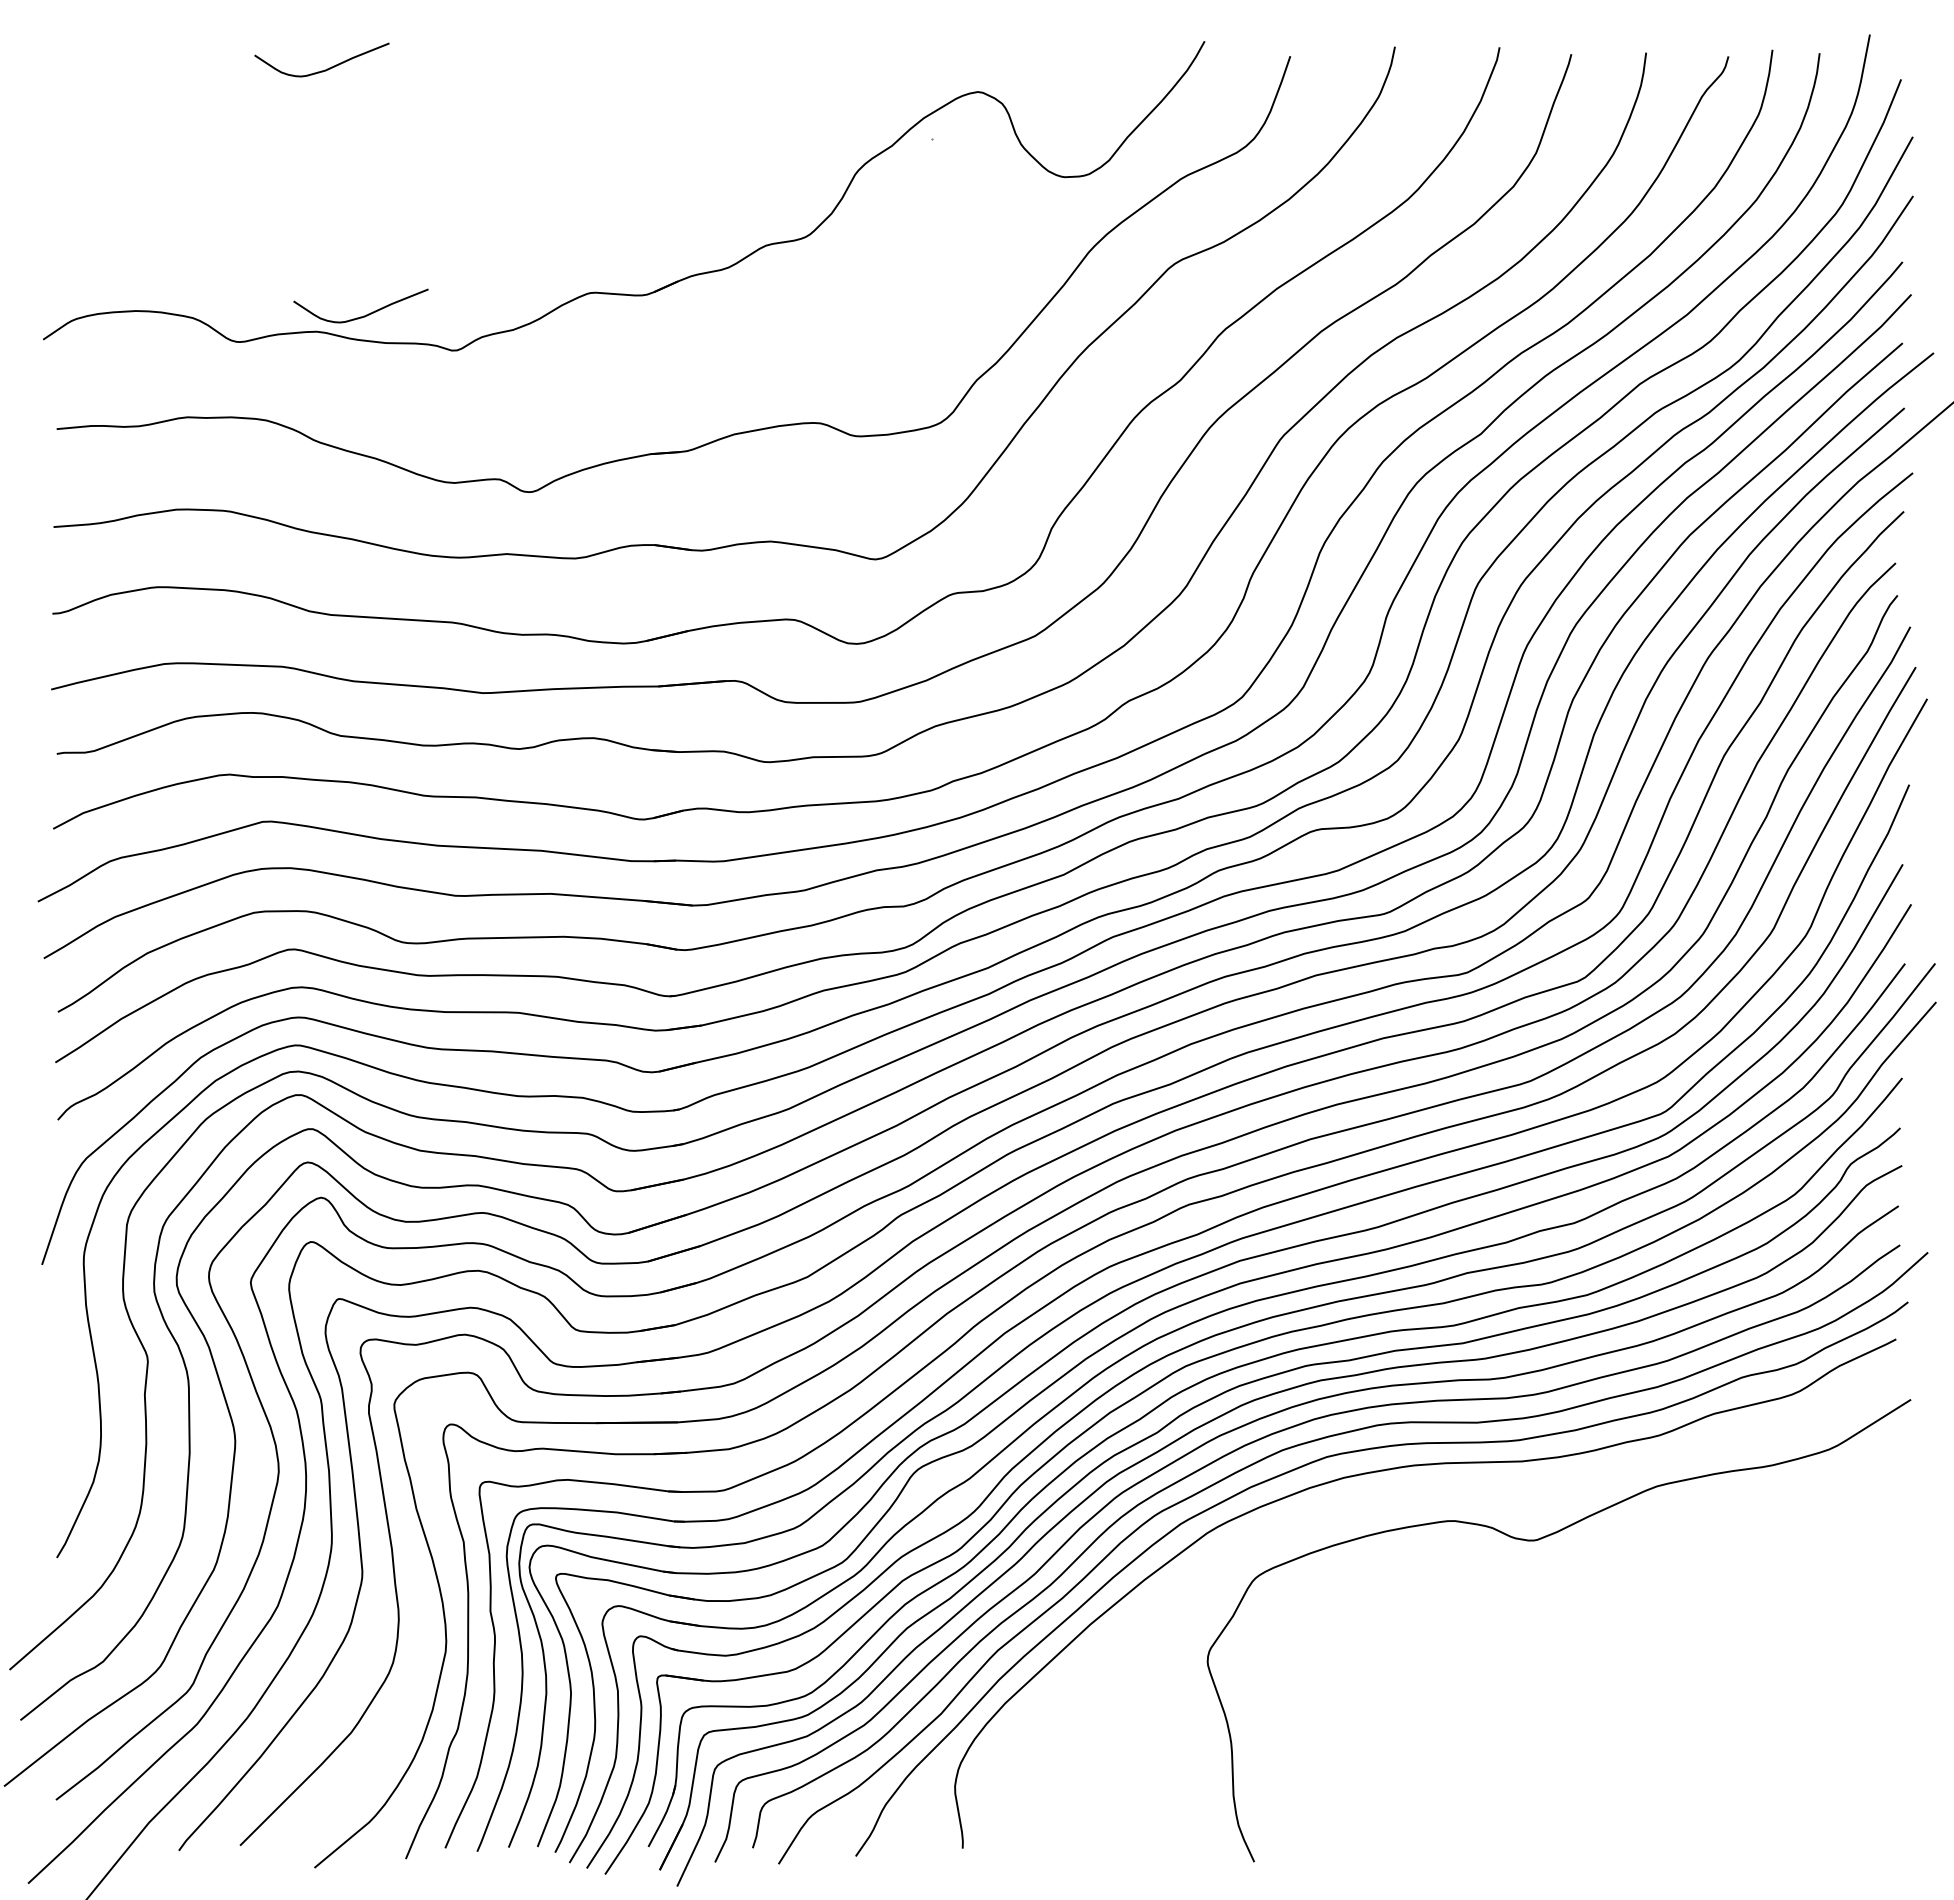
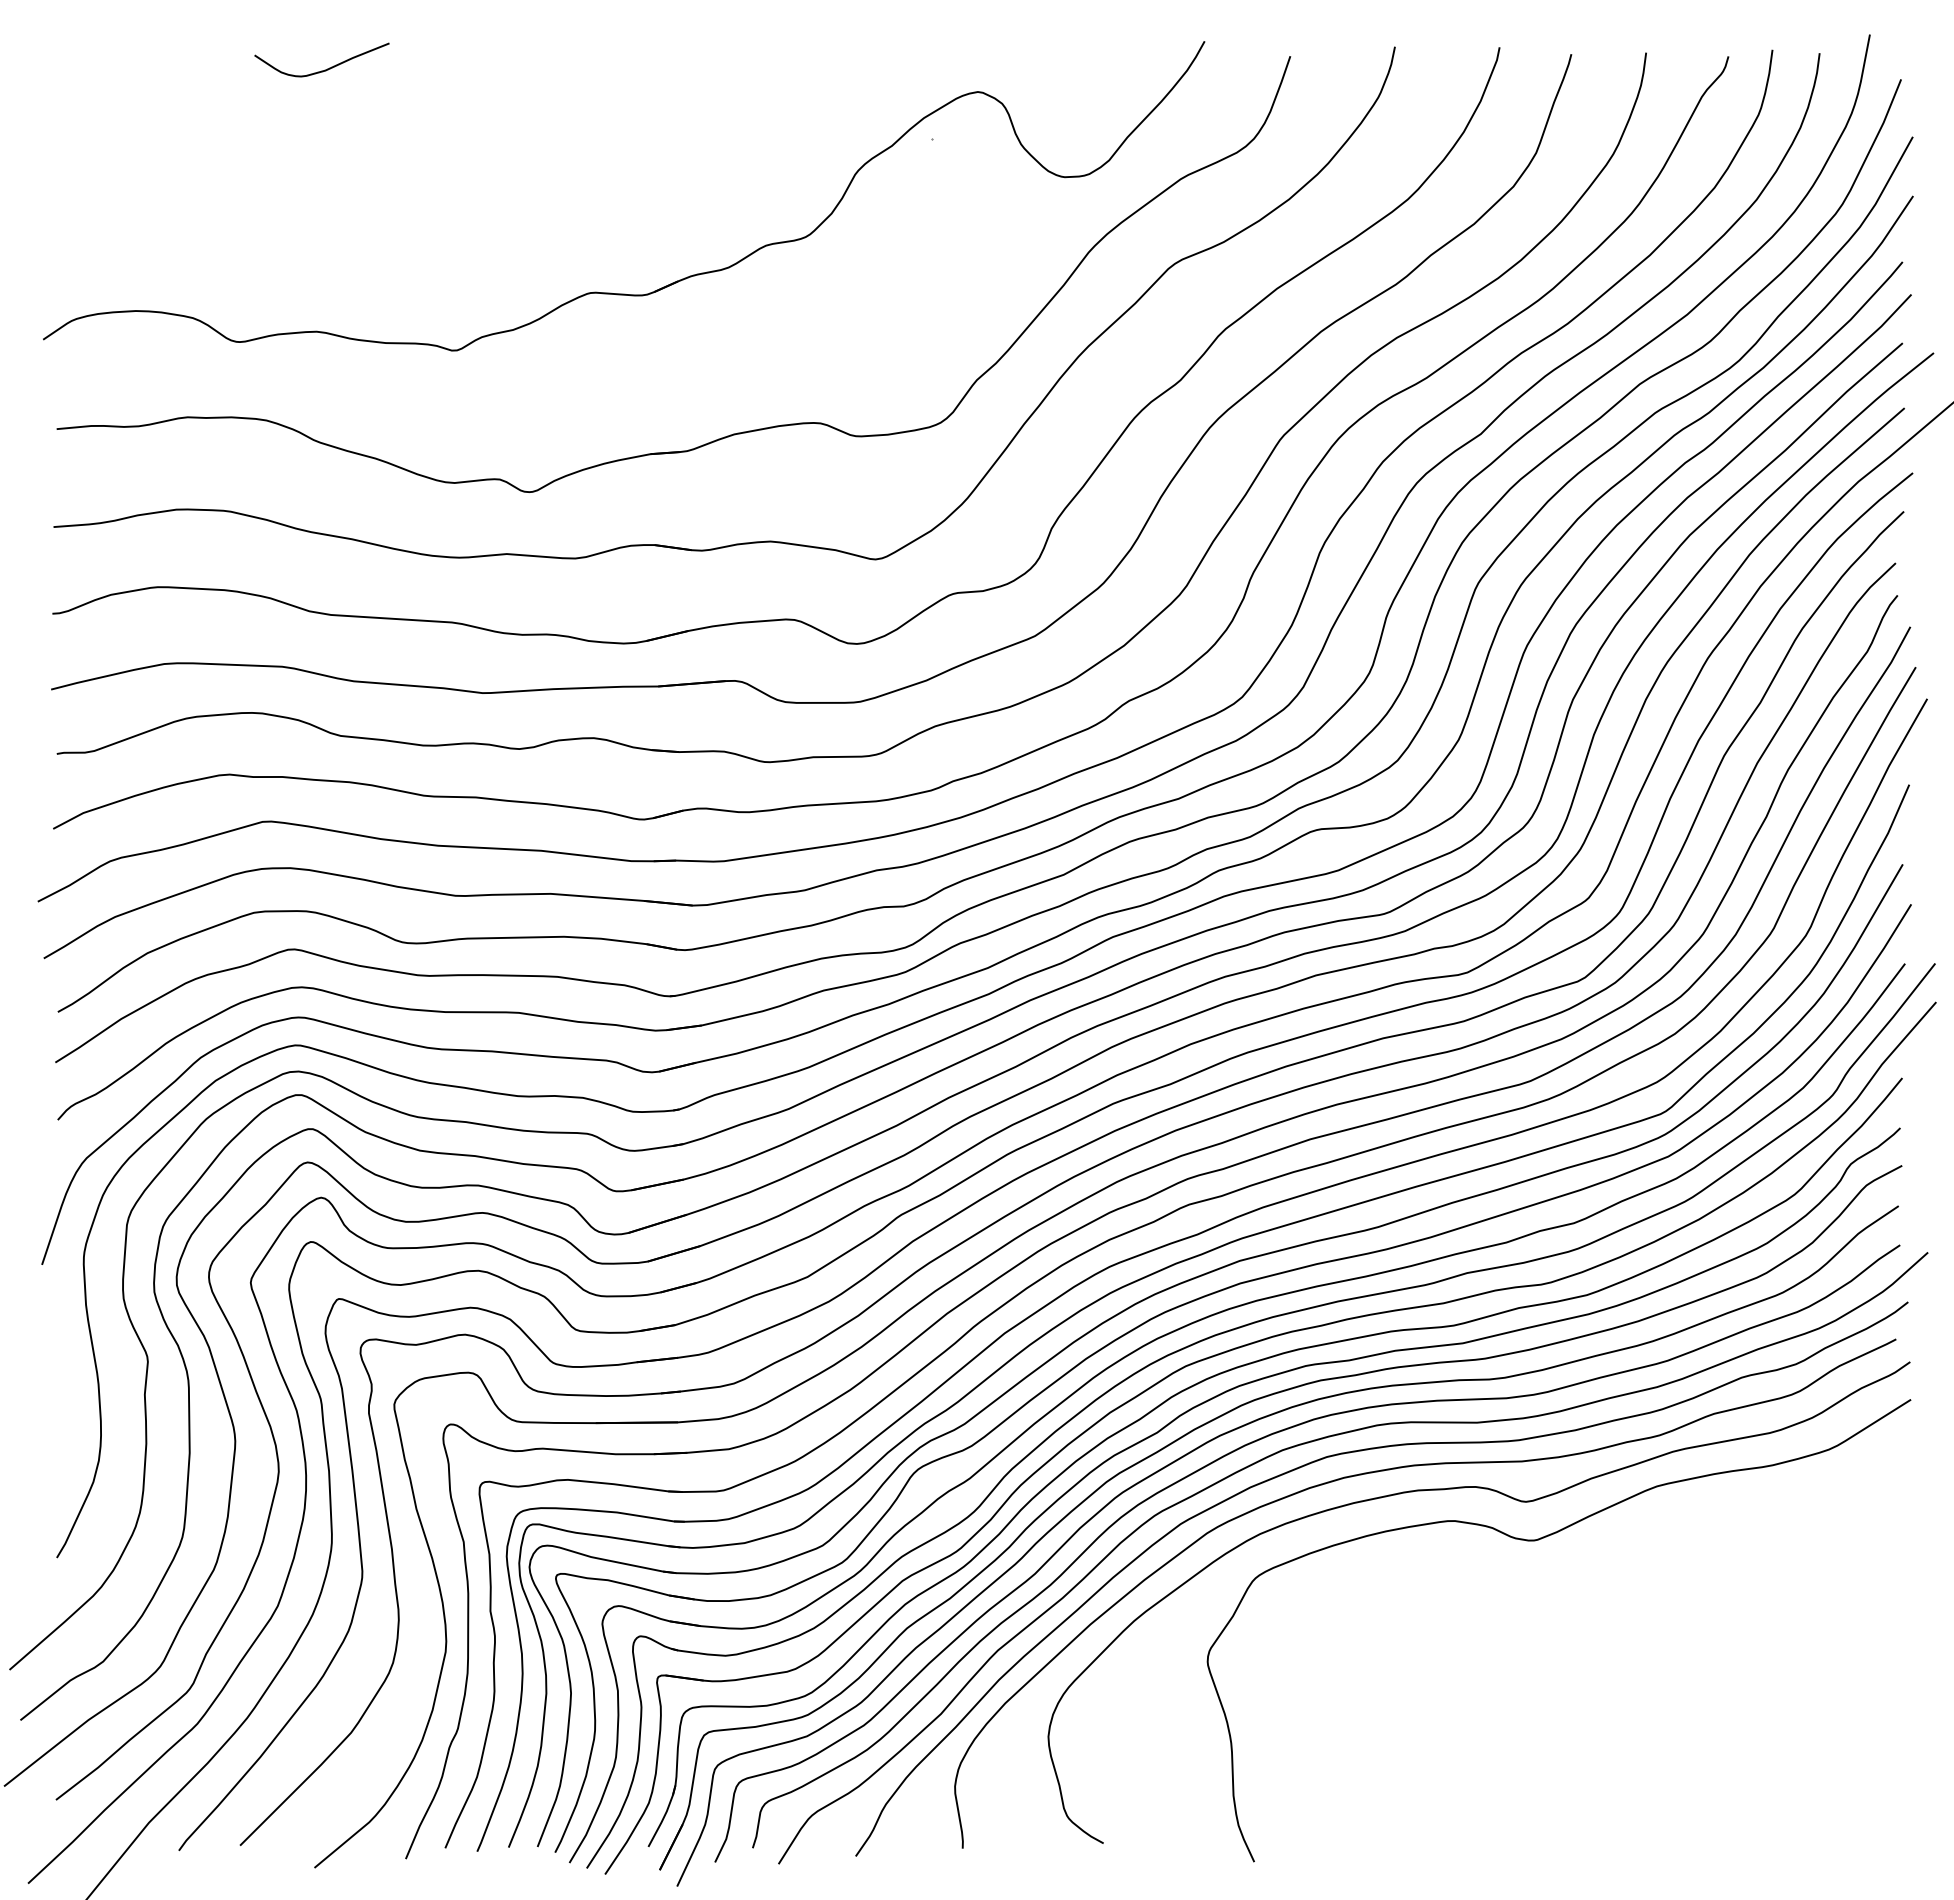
curve: present -> none (363, 315)
curve: none -> present (1512, 1499)
